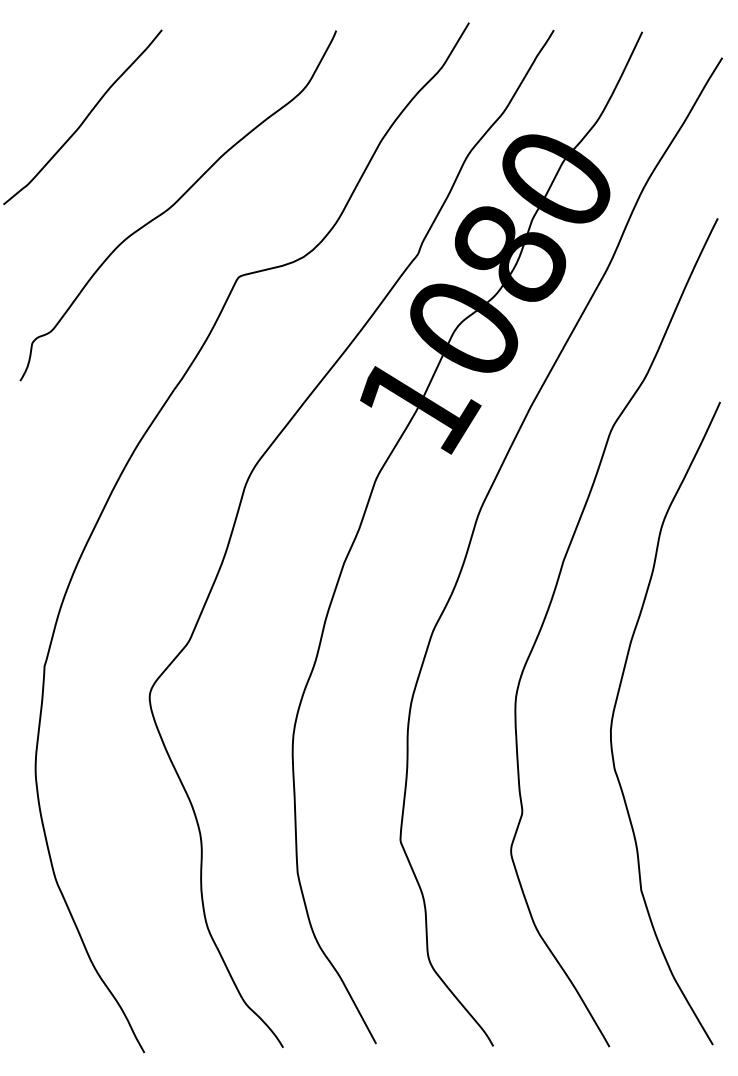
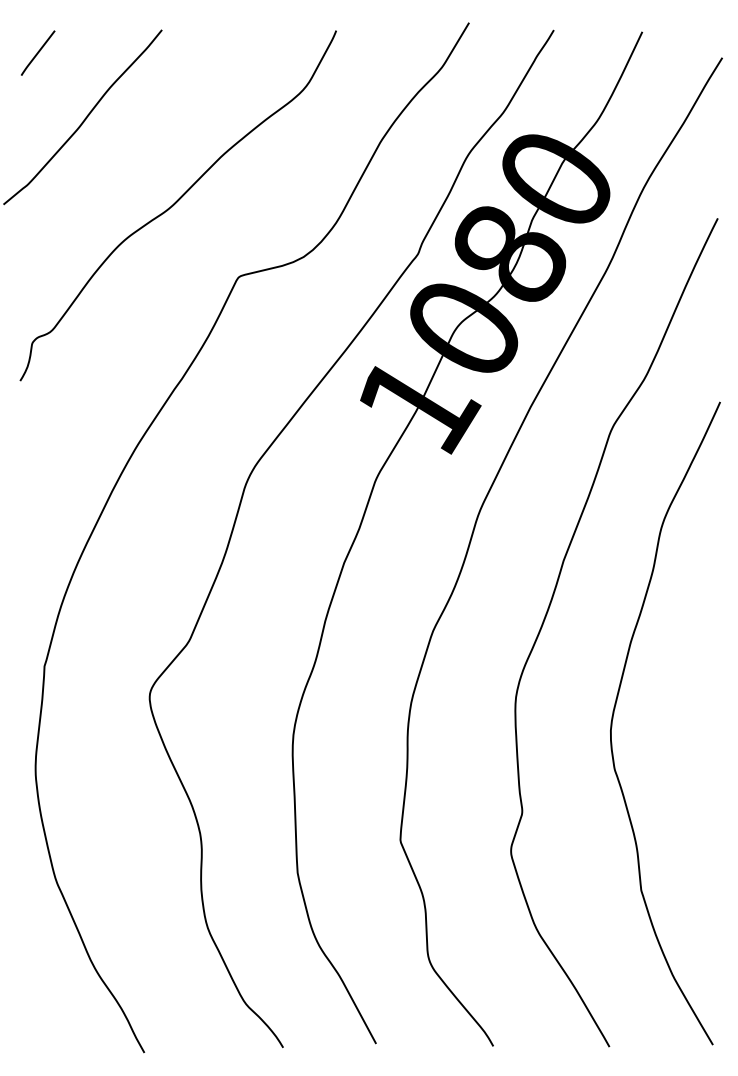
line: none -> present (38, 52)
